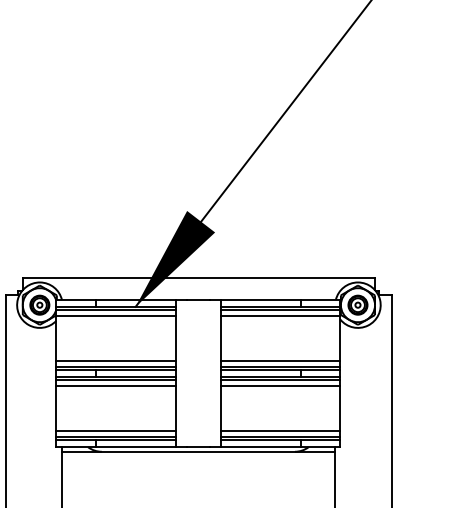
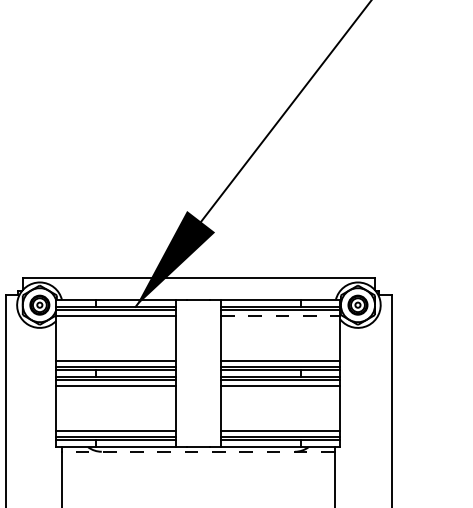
line: solid -> dashed (280, 315)
line: solid -> dashed (197, 451)
